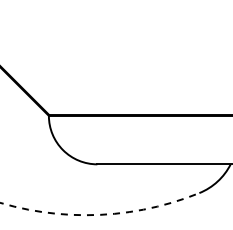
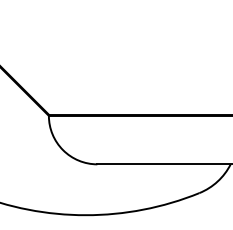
arc: dashed -> solid (100, 214)
